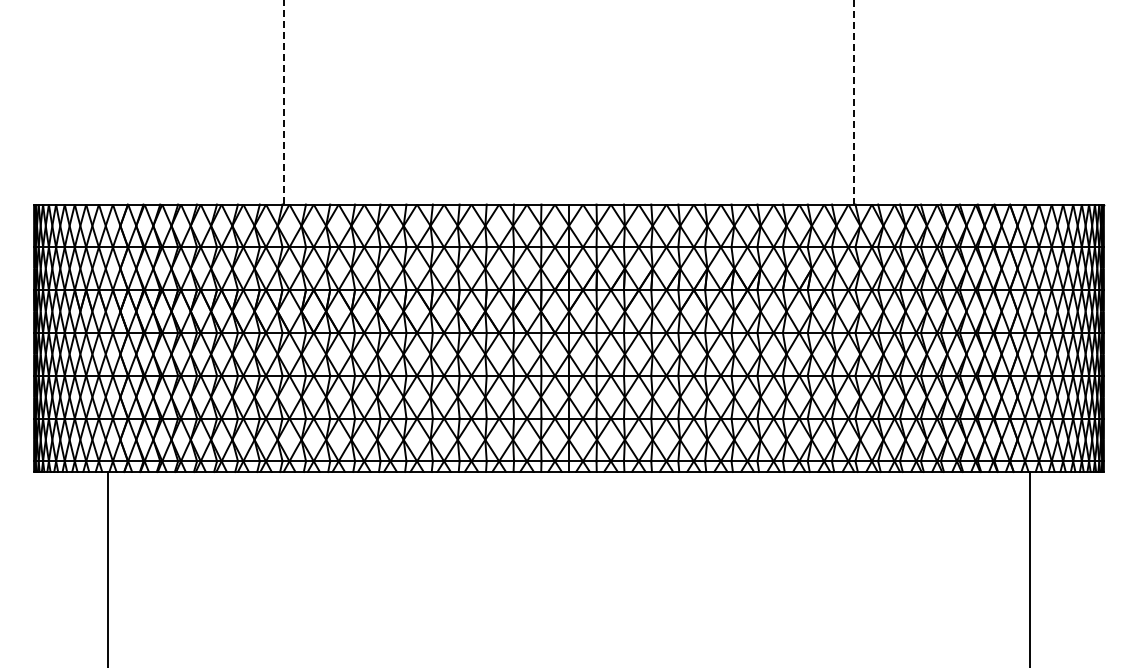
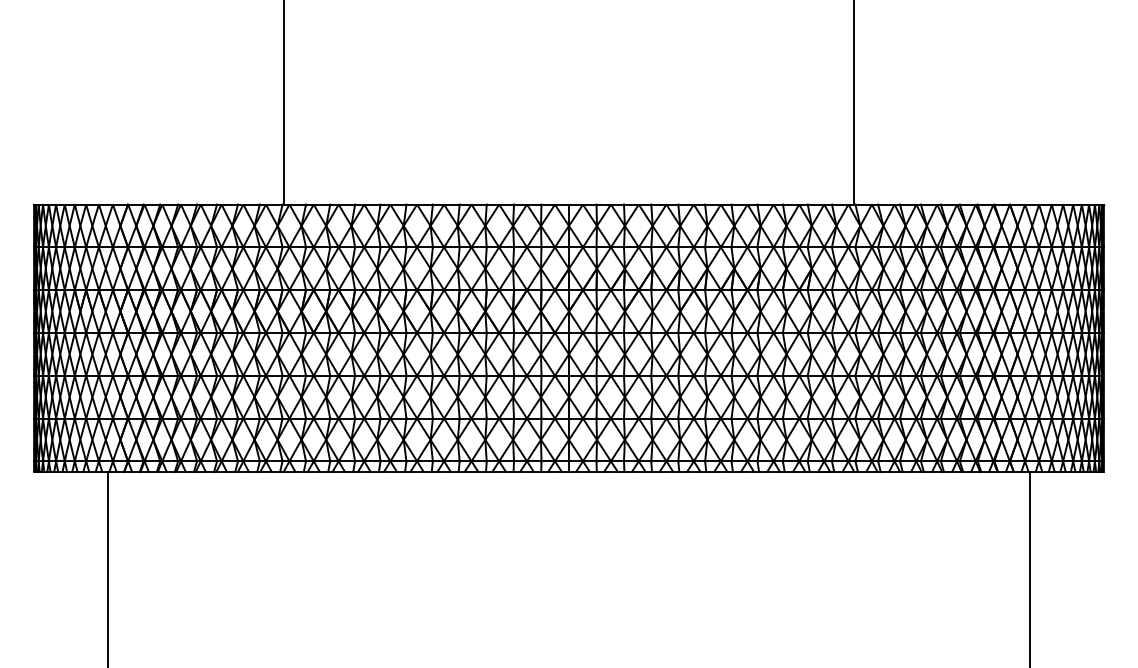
line: dashed -> solid (283, 102)
line: dashed -> solid (854, 102)
